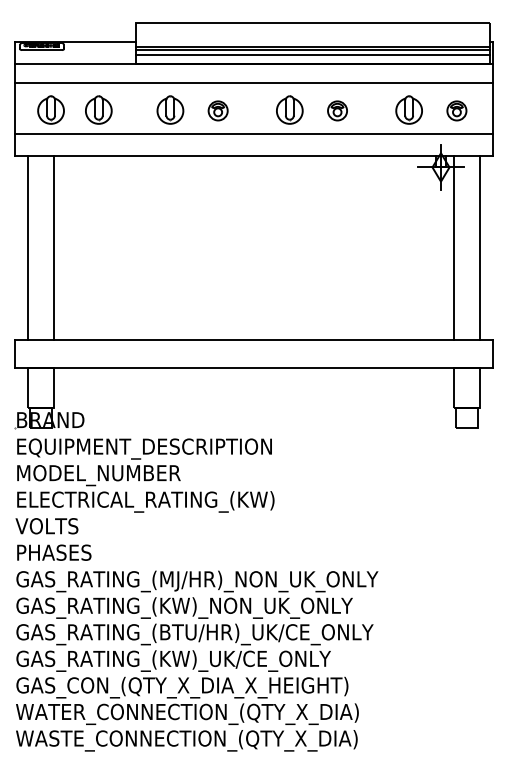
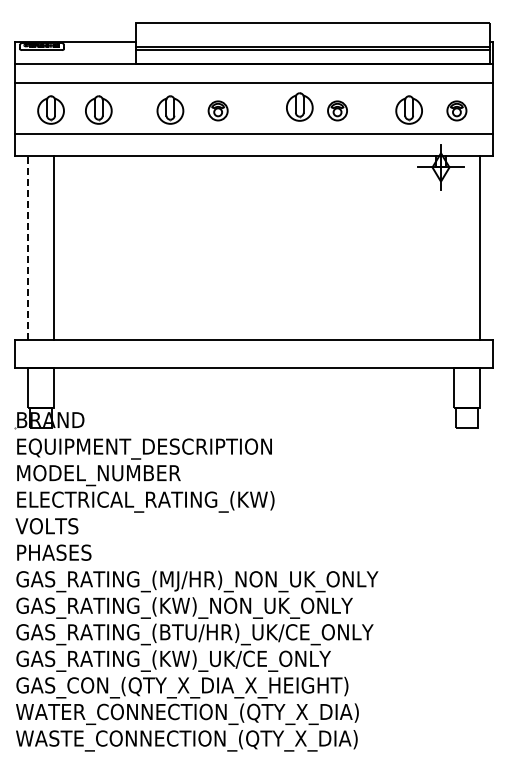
line: present -> none (312, 54)
part position: (289, 109) -> (299, 106) (299, 106)
line: solid -> dashed (28, 247)
line: present -> none (454, 247)
